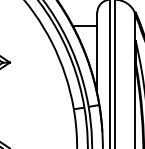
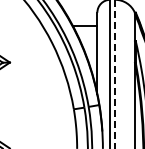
line: solid -> dashed (115, 75)
